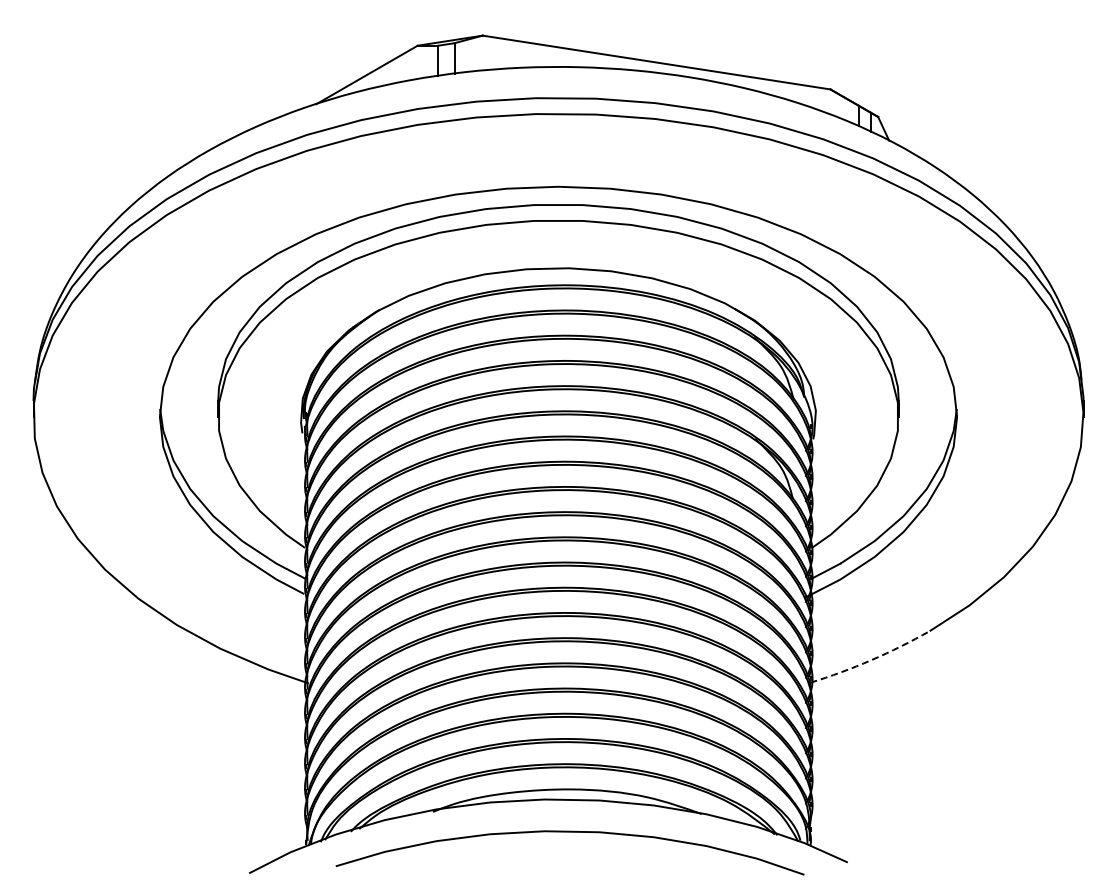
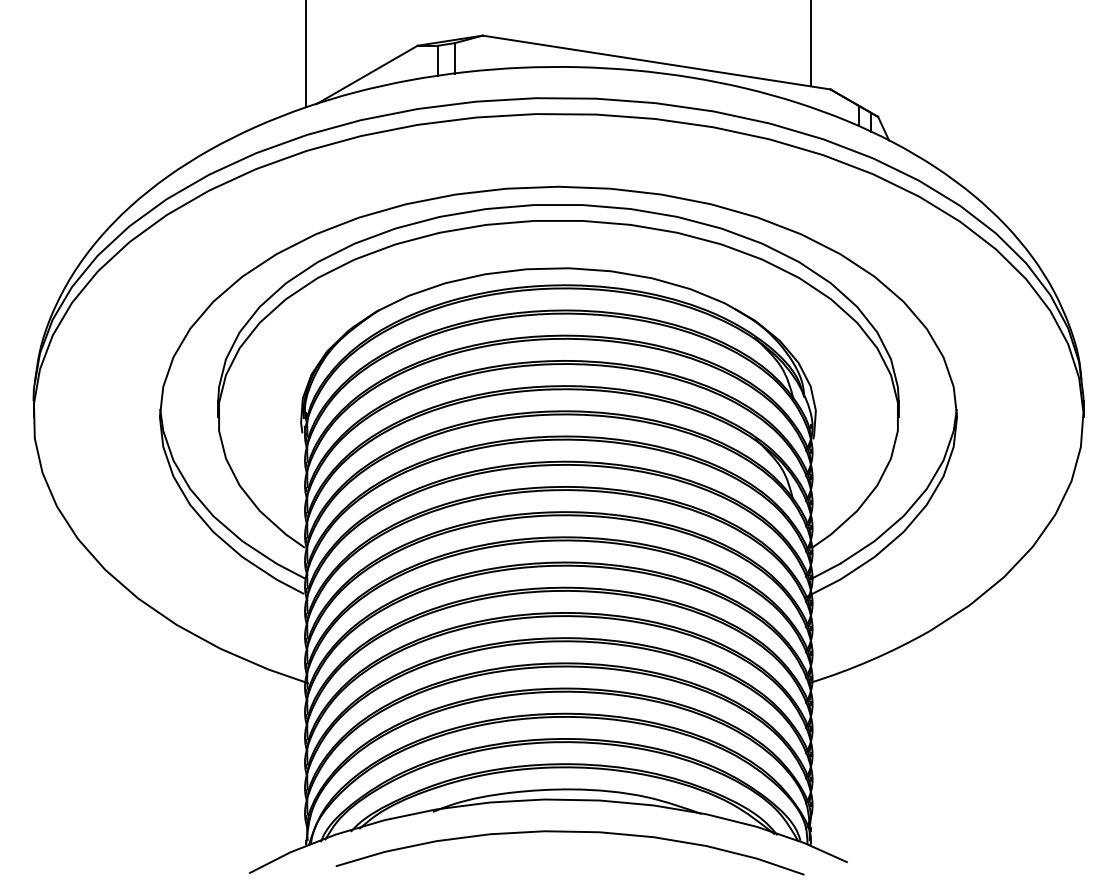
line: none -> present (811, 44)
line: none -> present (305, 54)
arc: dashed -> solid (871, 660)
